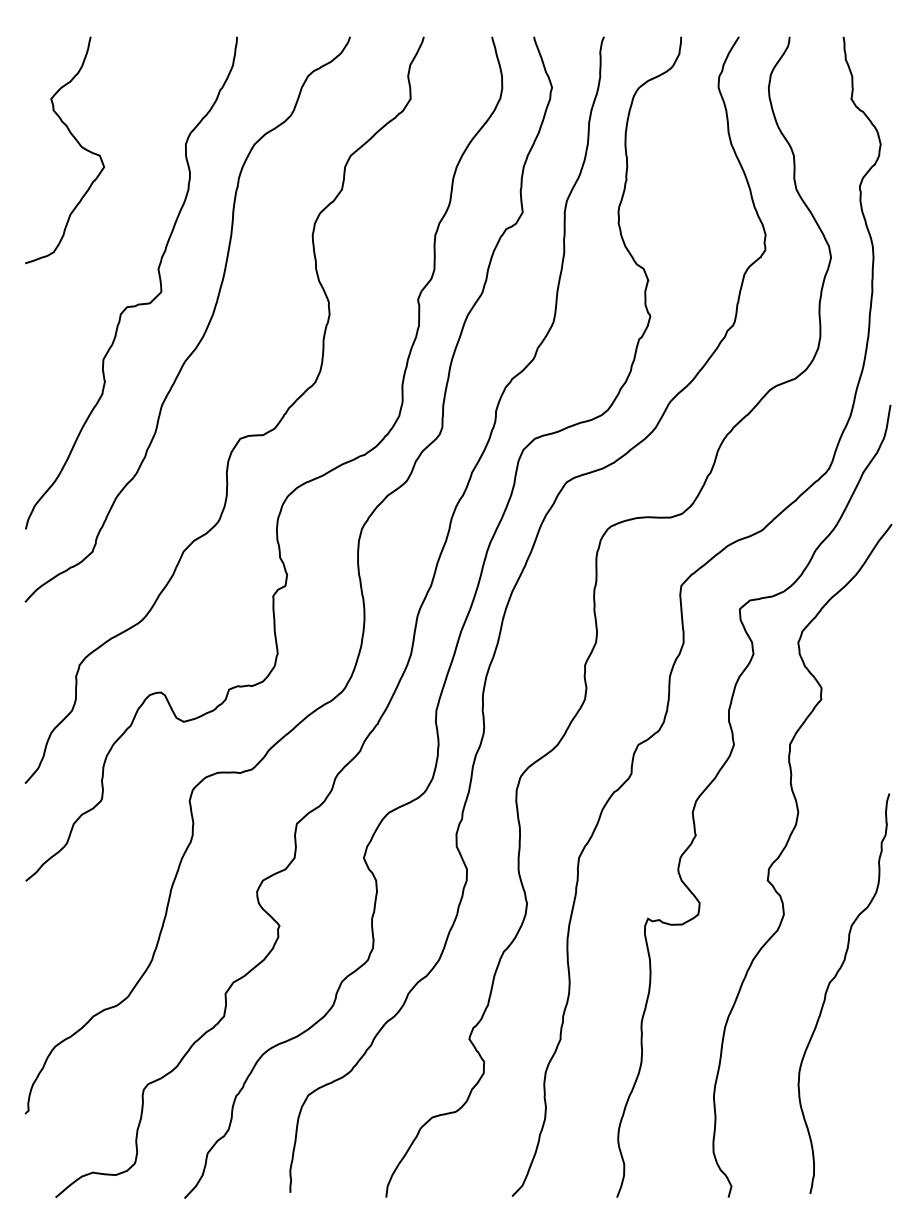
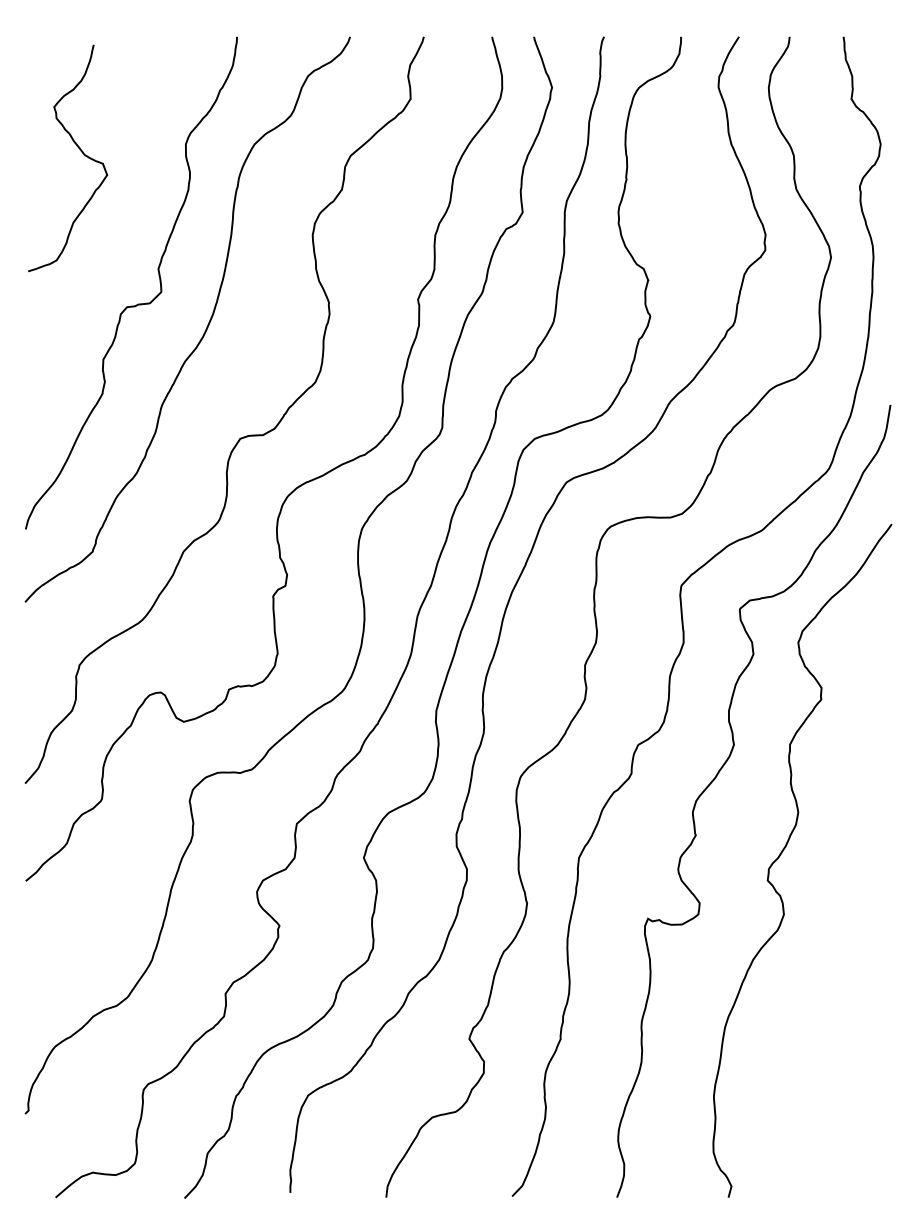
curve position: (77, 143) -> (80, 151) (80, 151)
curve: present -> none (828, 989)
